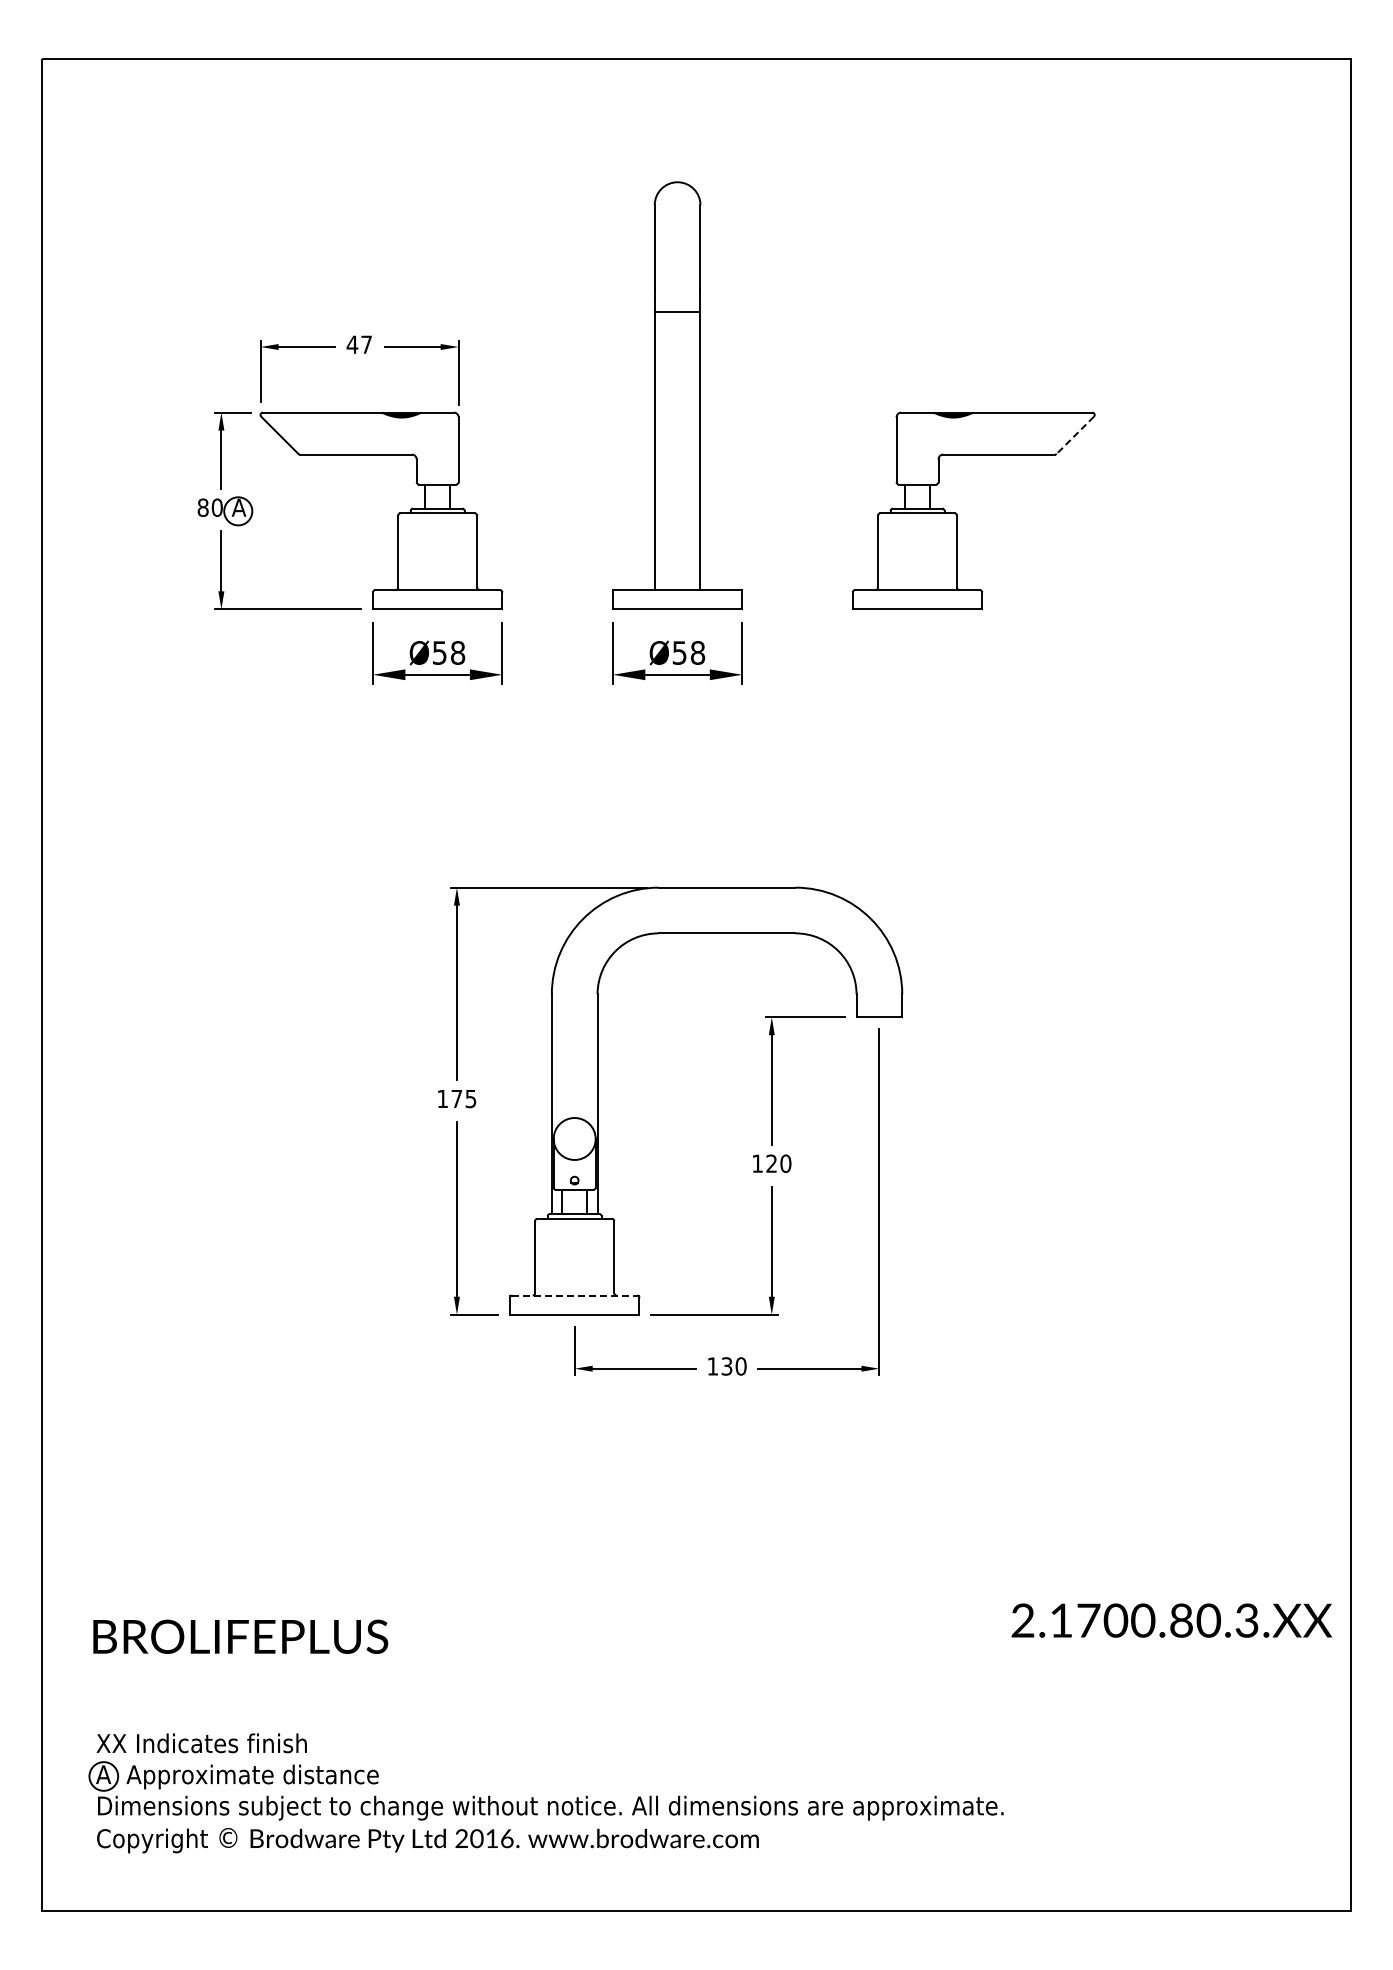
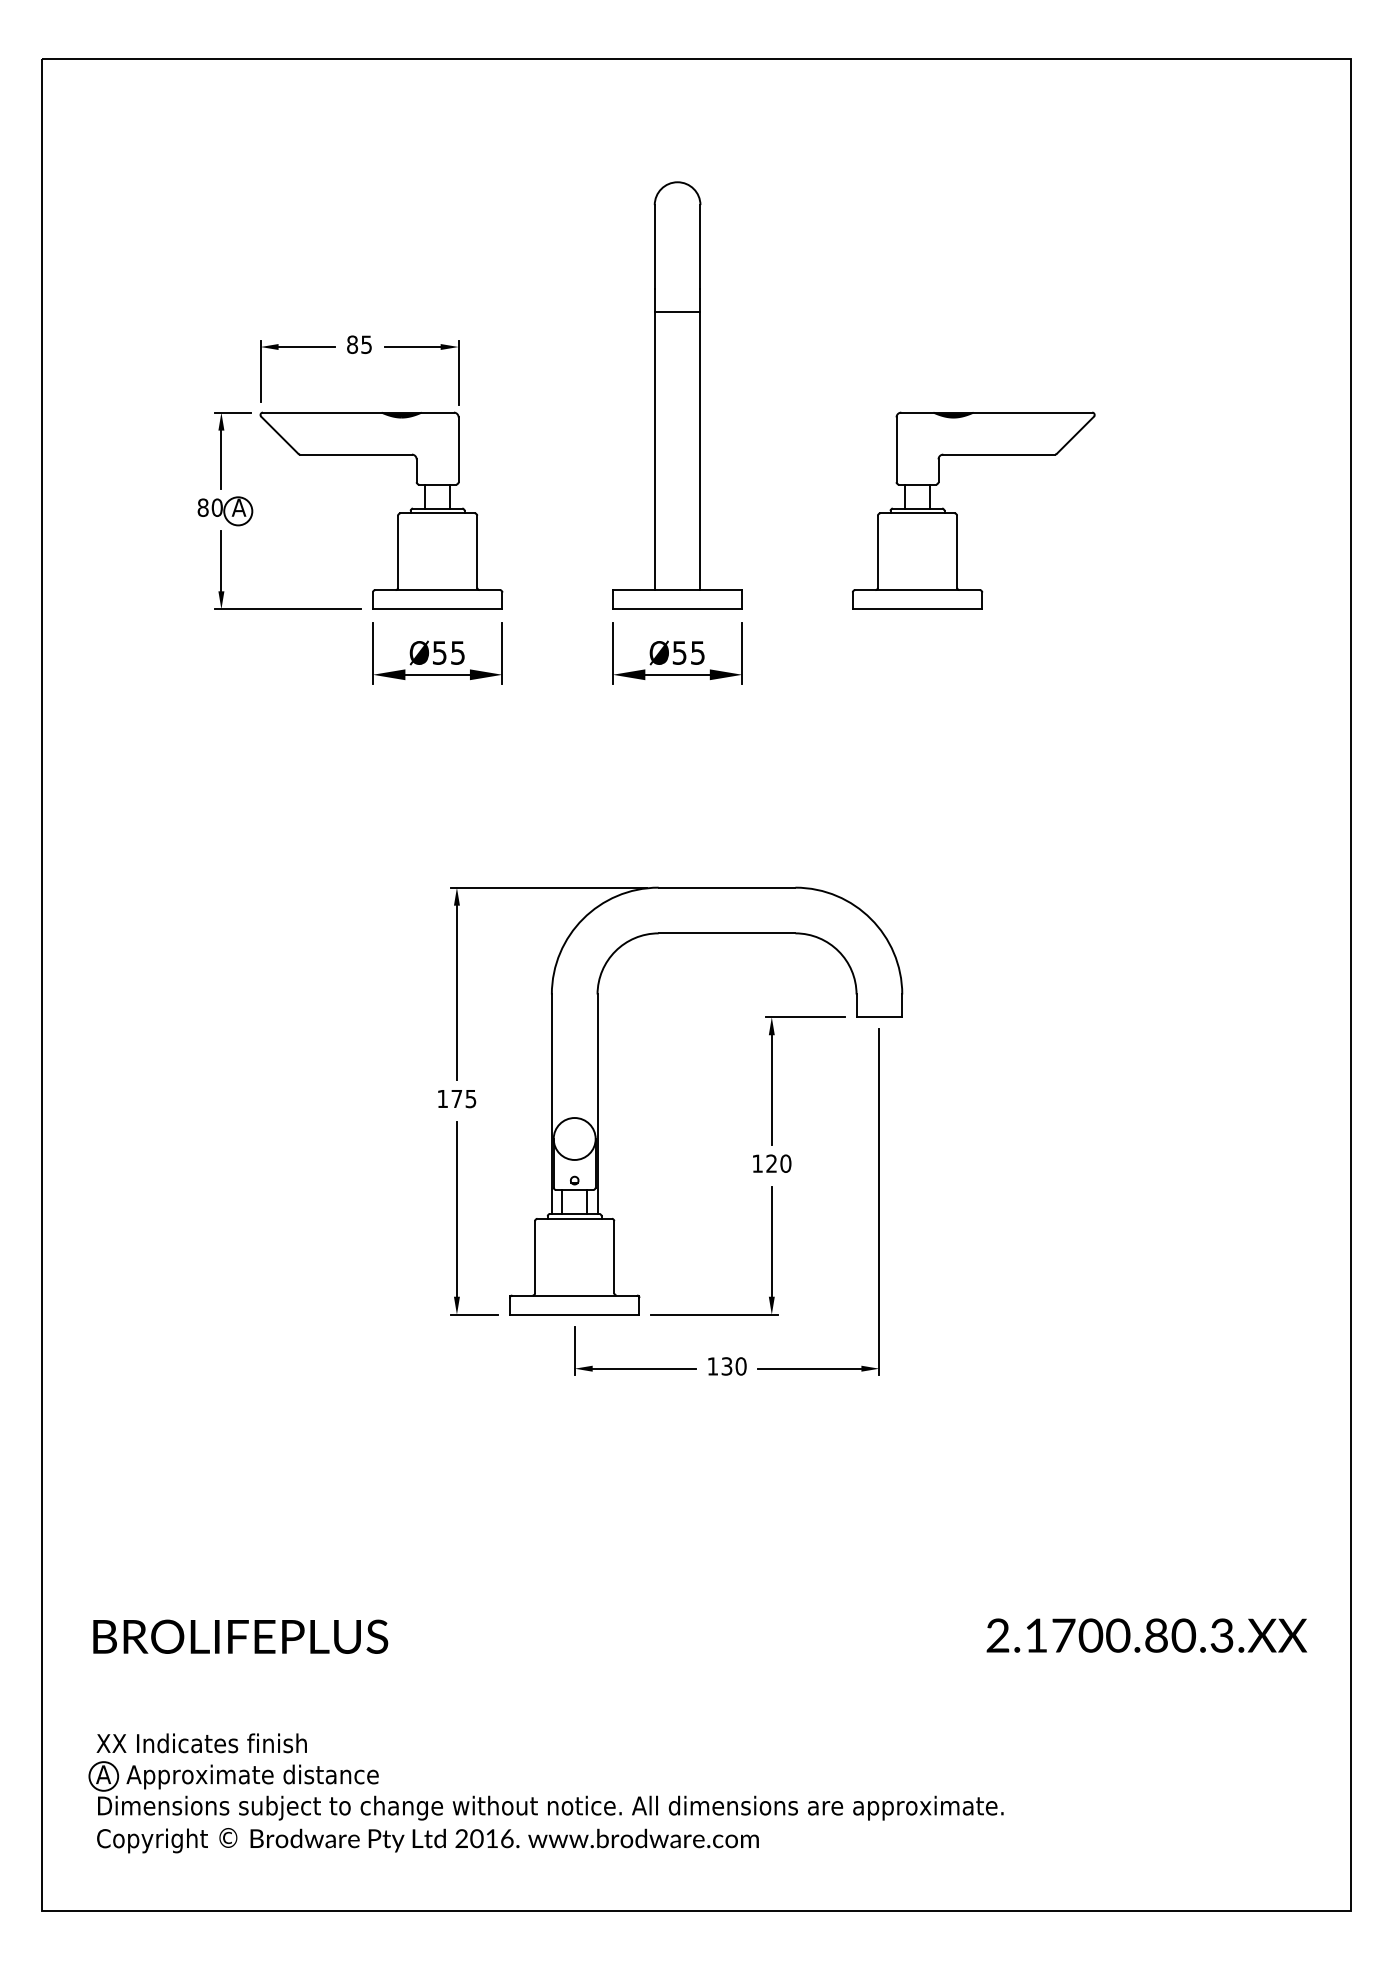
text: 47 -> 85 (358, 344)
line: dashed -> solid (1075, 435)
text: Ø58 -> Ø55 (458, 652)
text: Ø58 -> Ø55 (697, 652)
line: dashed -> solid (575, 1295)
text position: (1171, 1620) -> (1146, 1635) (1146, 1635)
